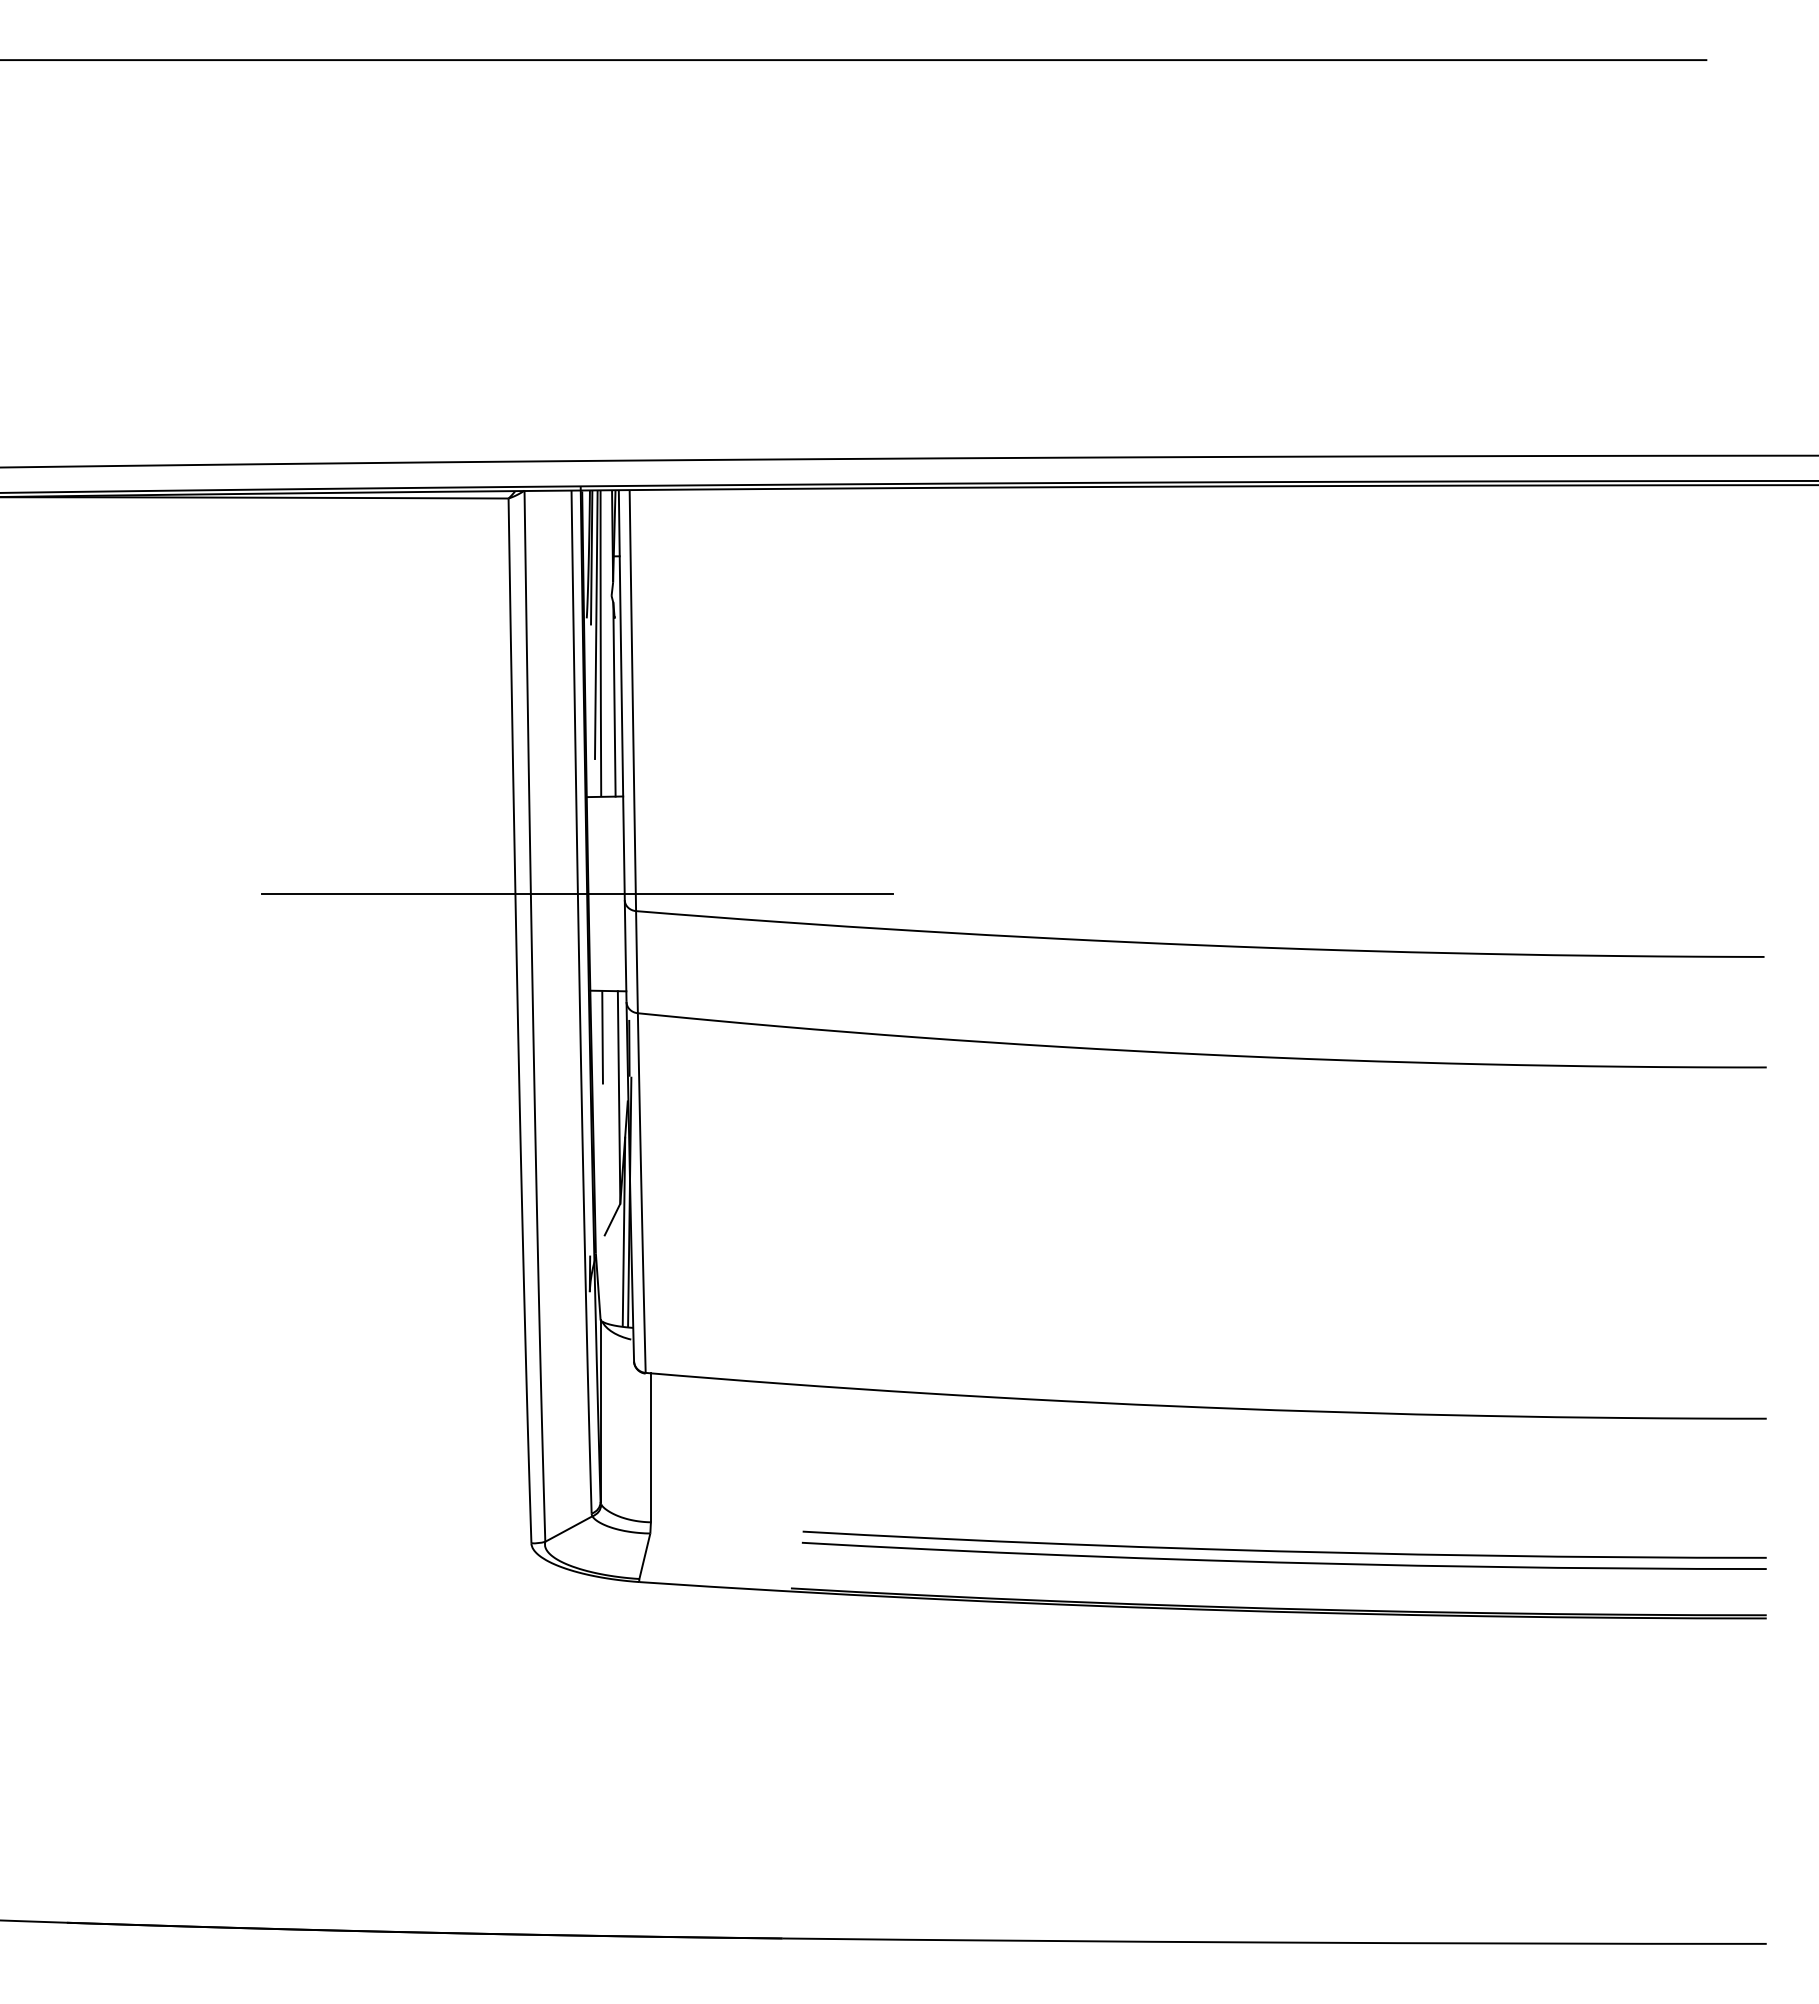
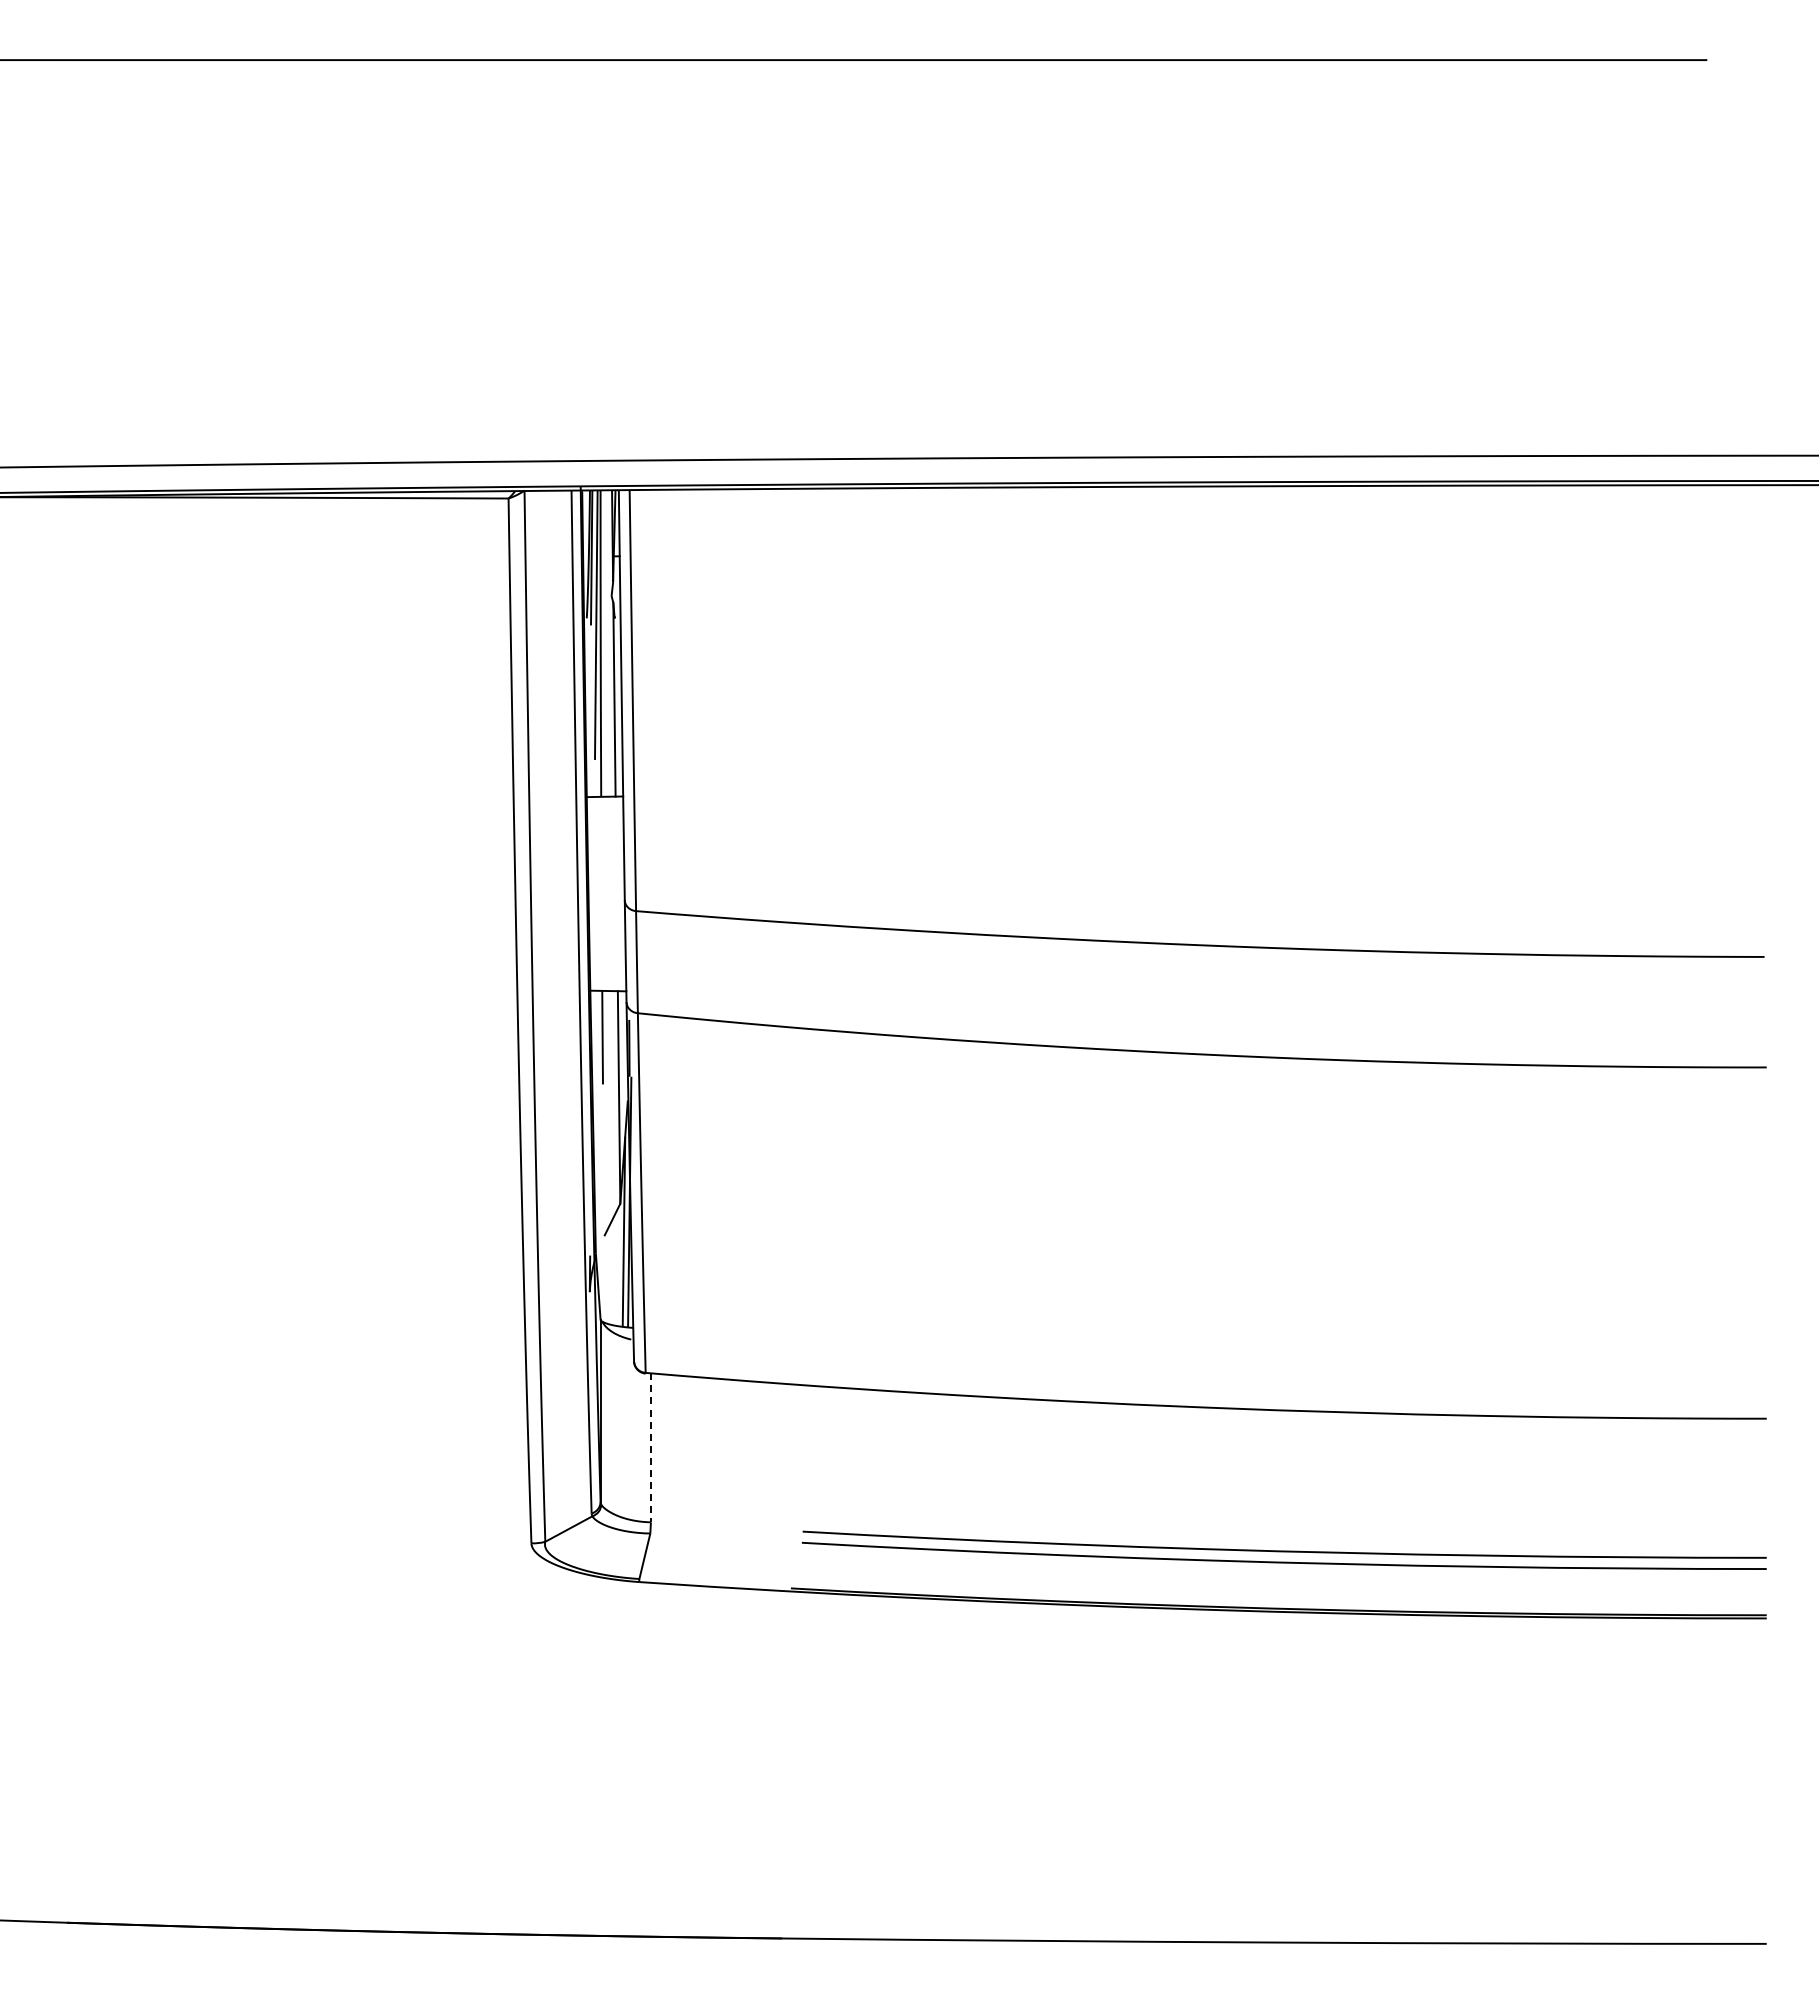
line: present -> none (577, 893)
line: solid -> dashed (651, 1448)
